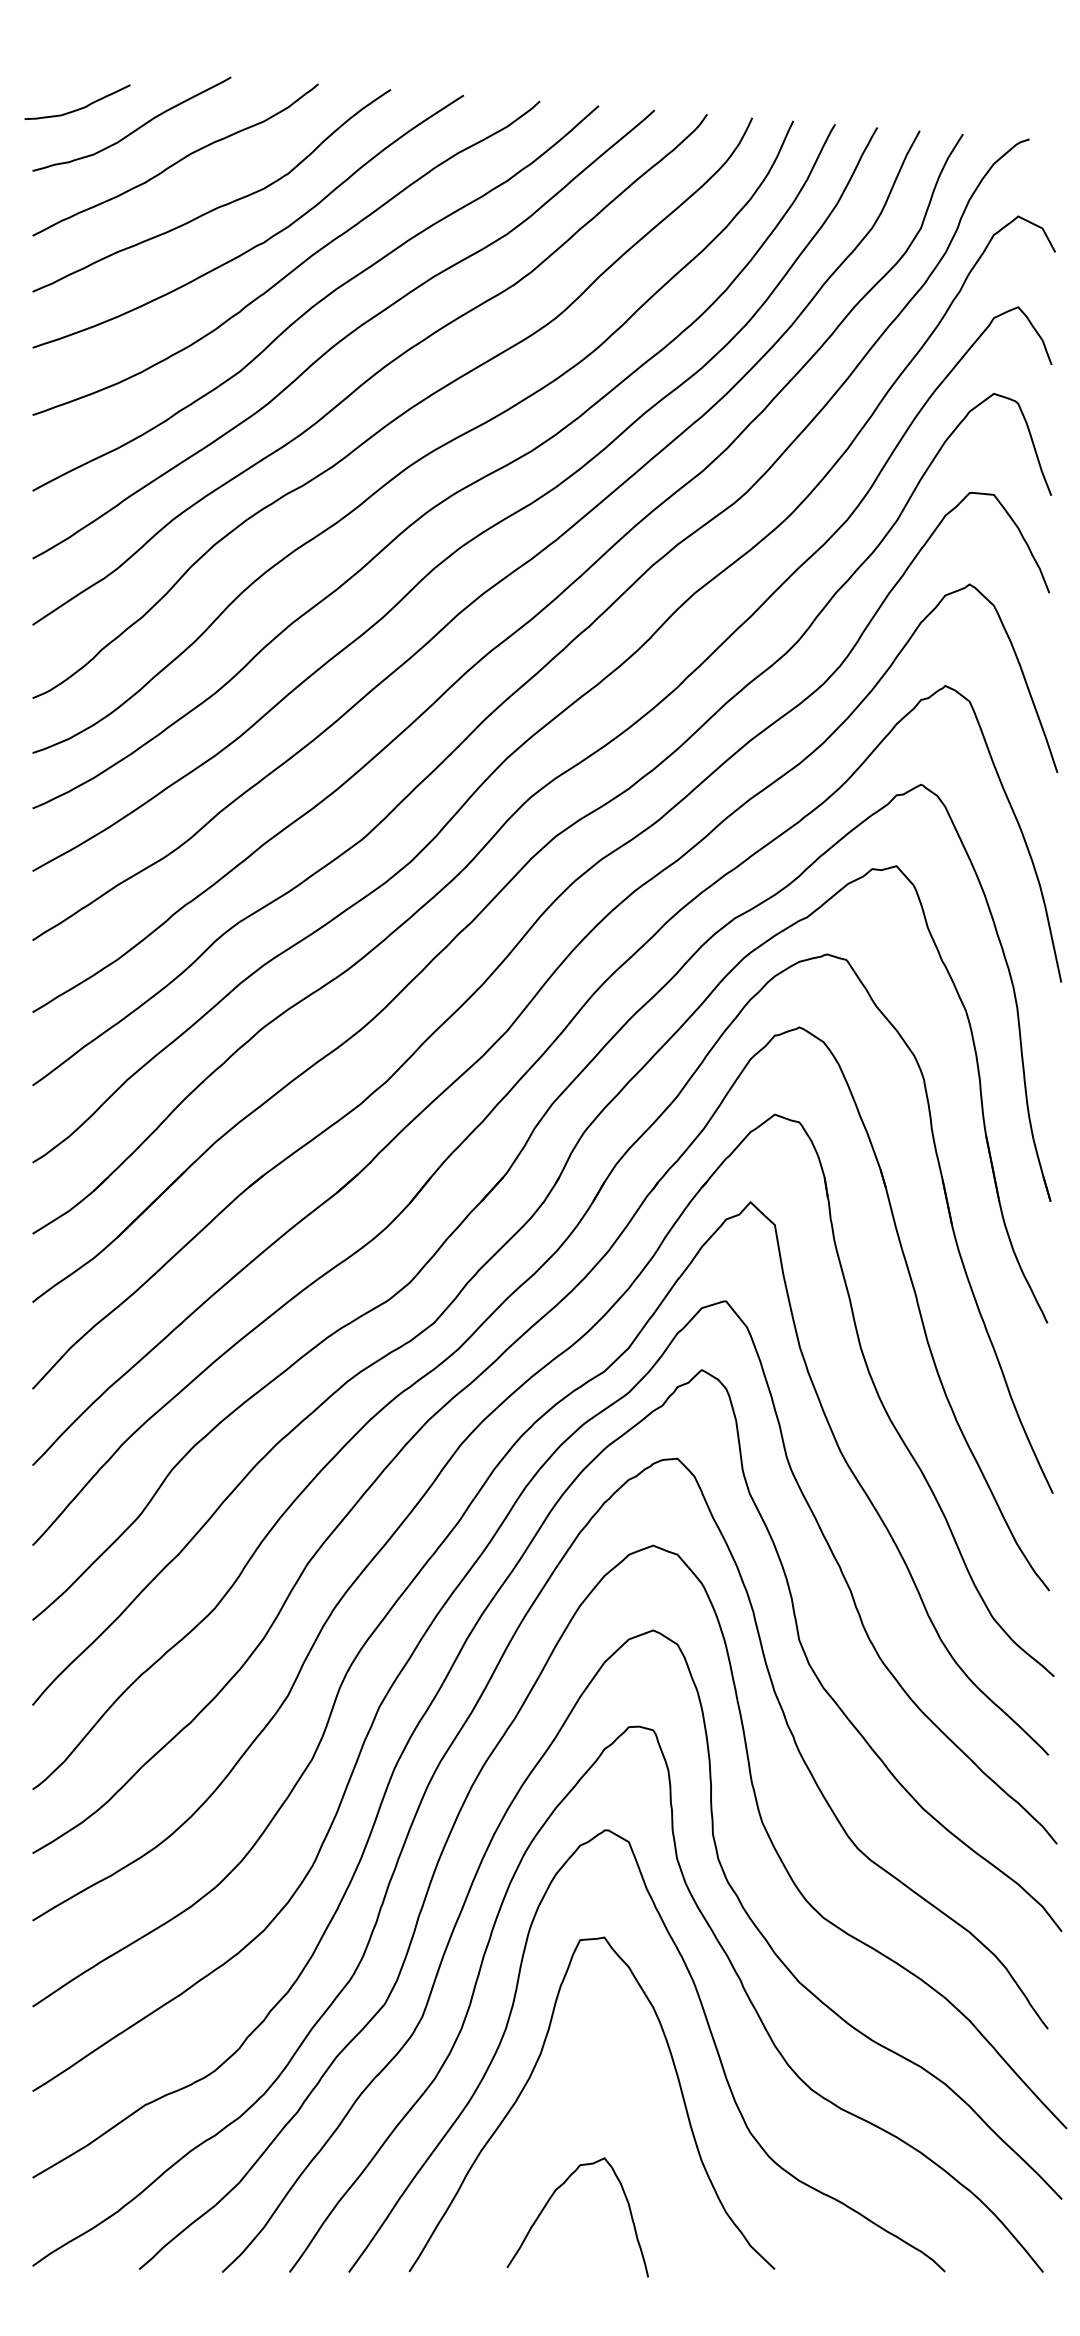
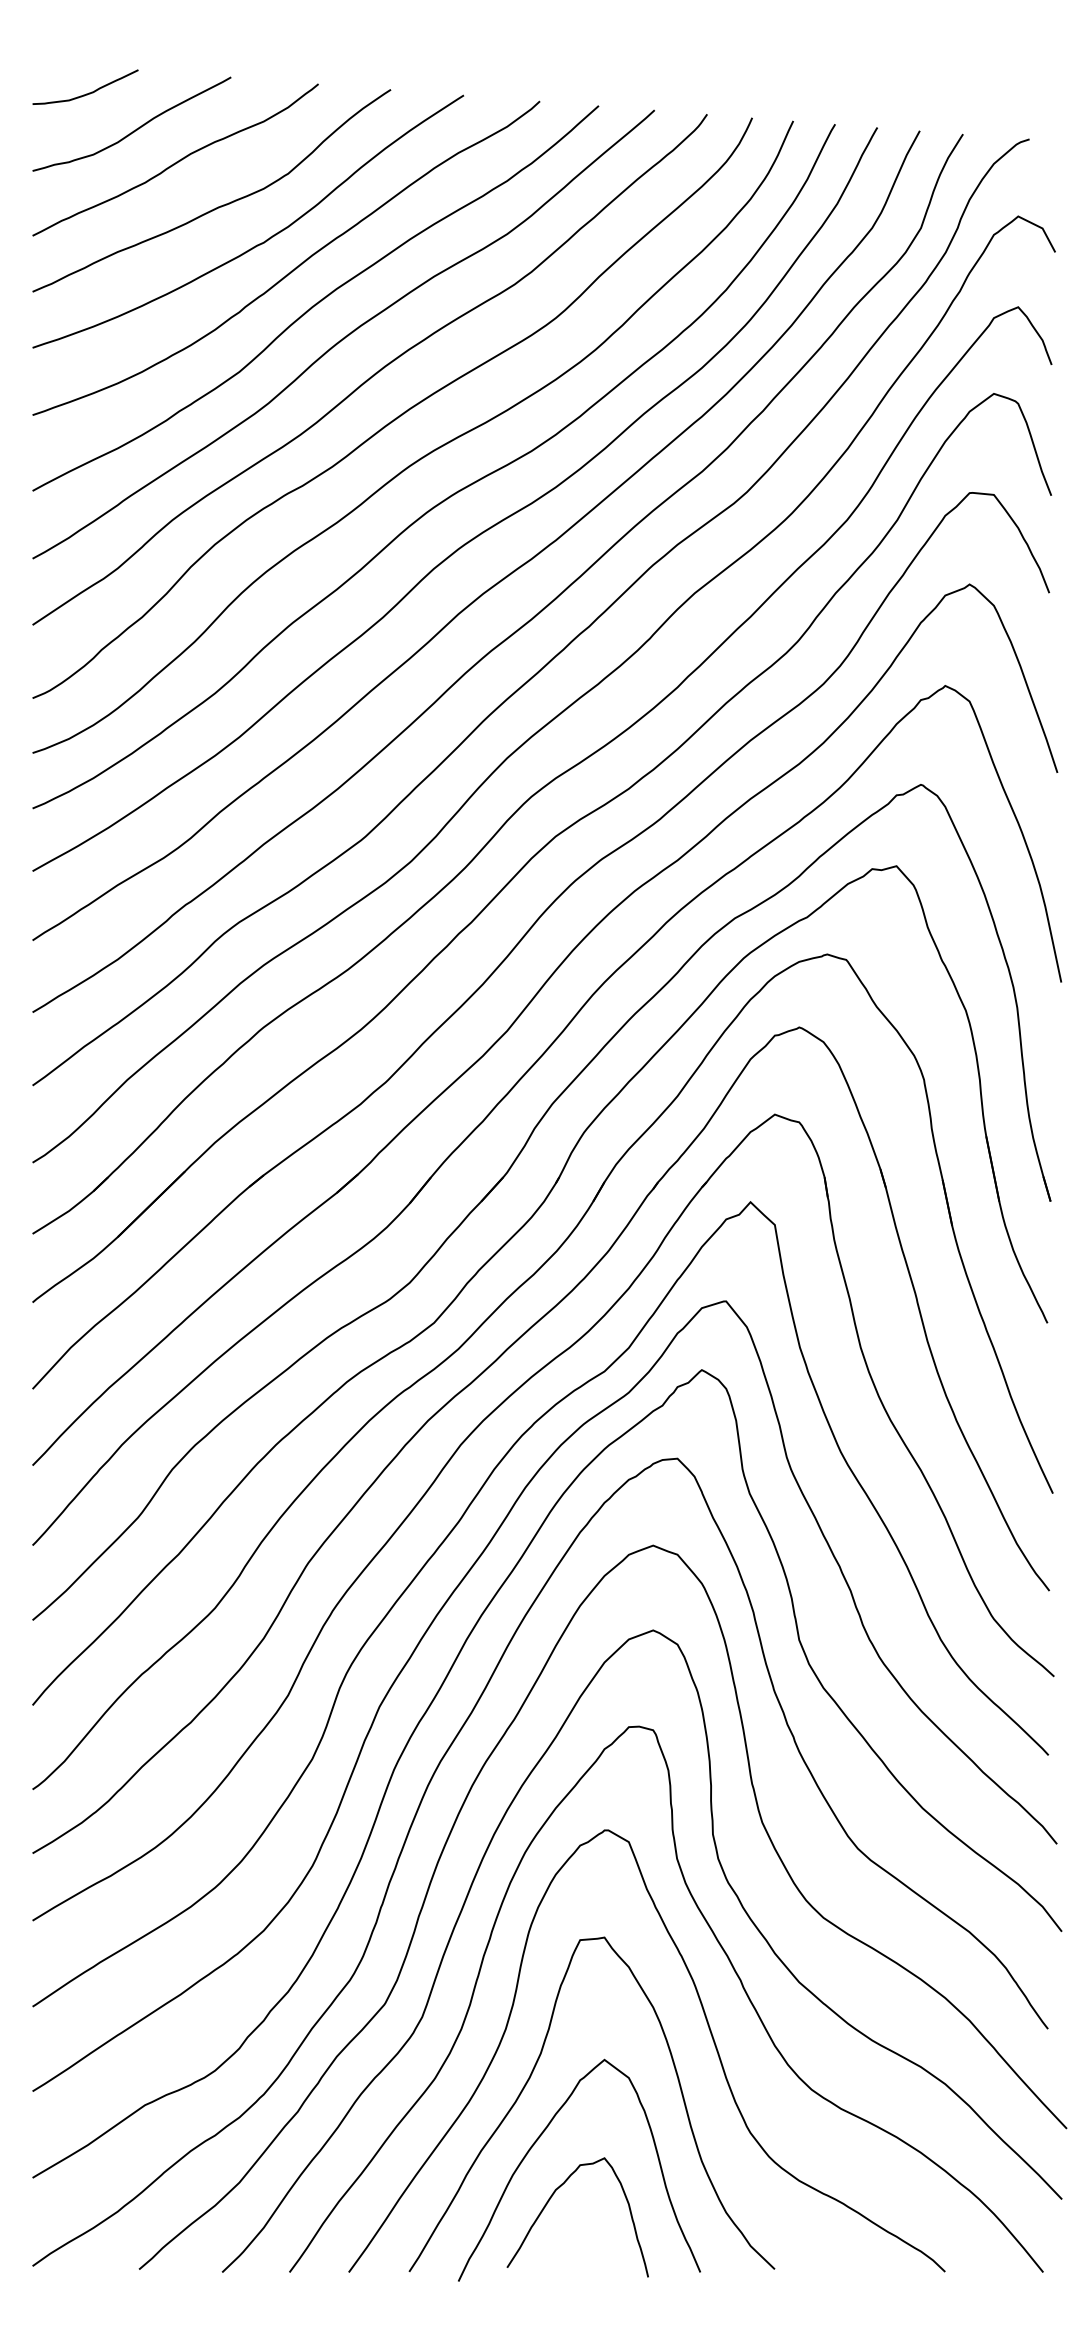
curve position: (78, 108) -> (86, 93) (86, 93)
curve: none -> present (540, 2137)
